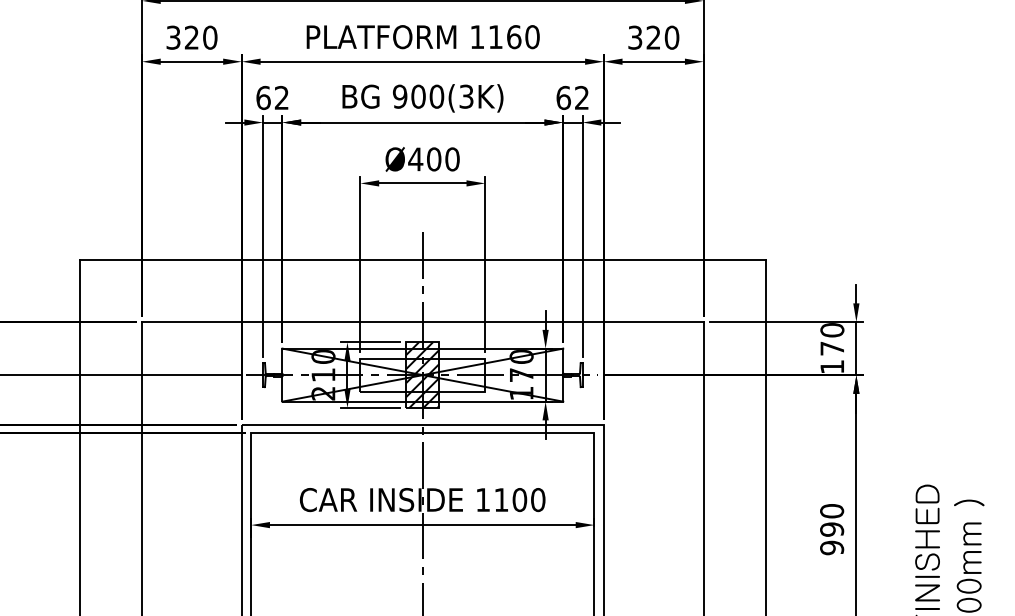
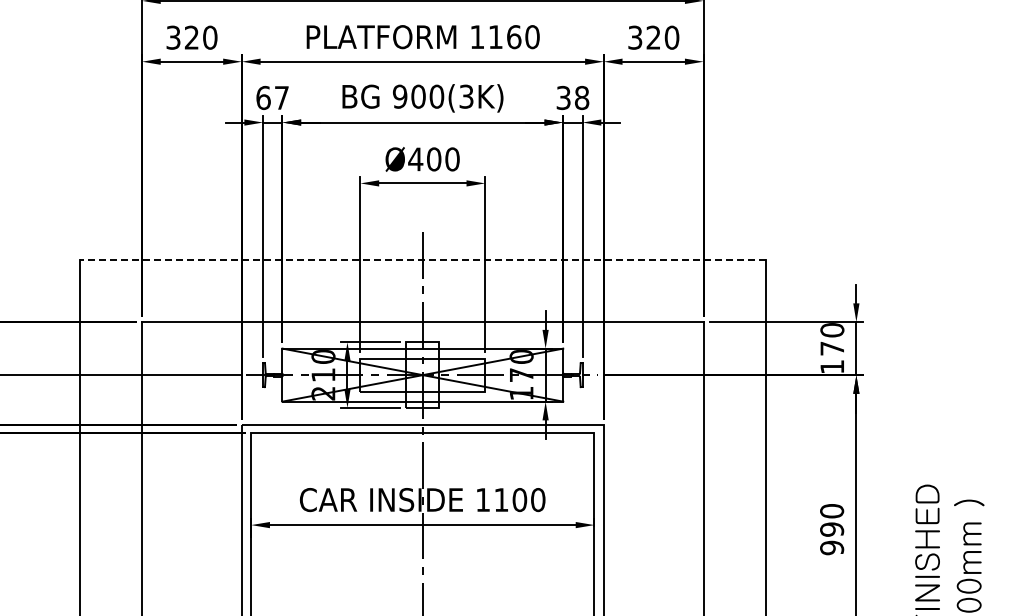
text: 62 -> 67 (281, 97)
text: 62 -> 38 (572, 97)
line: solid -> dashed (422, 259)
hatch: present -> none (422, 374)
